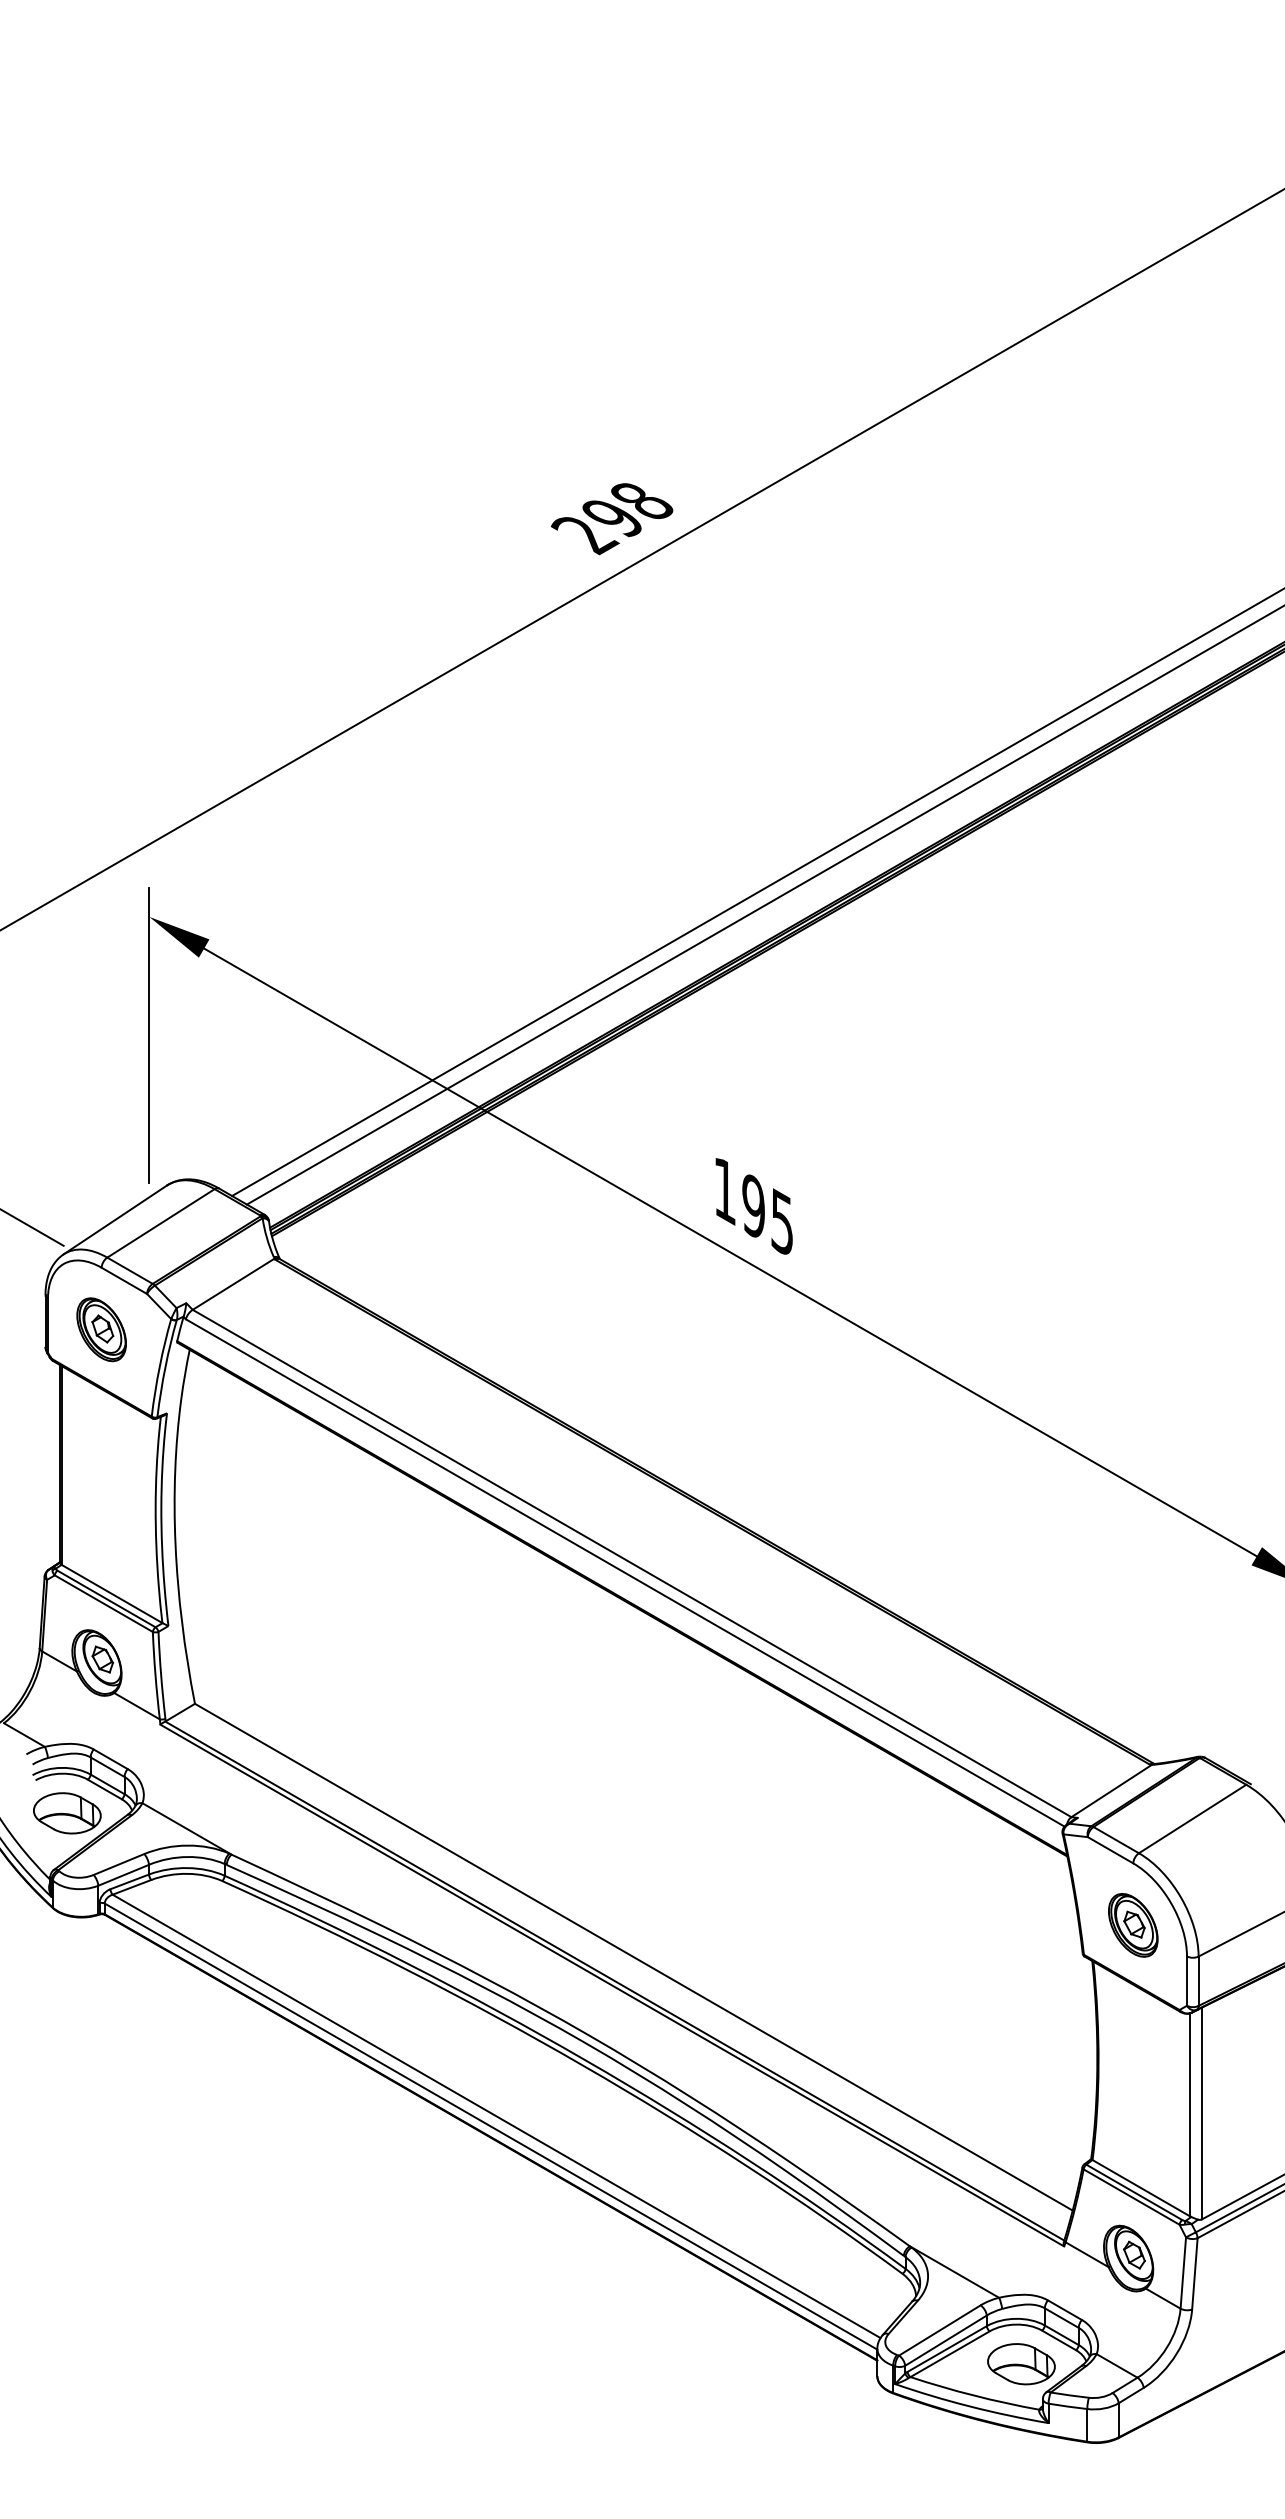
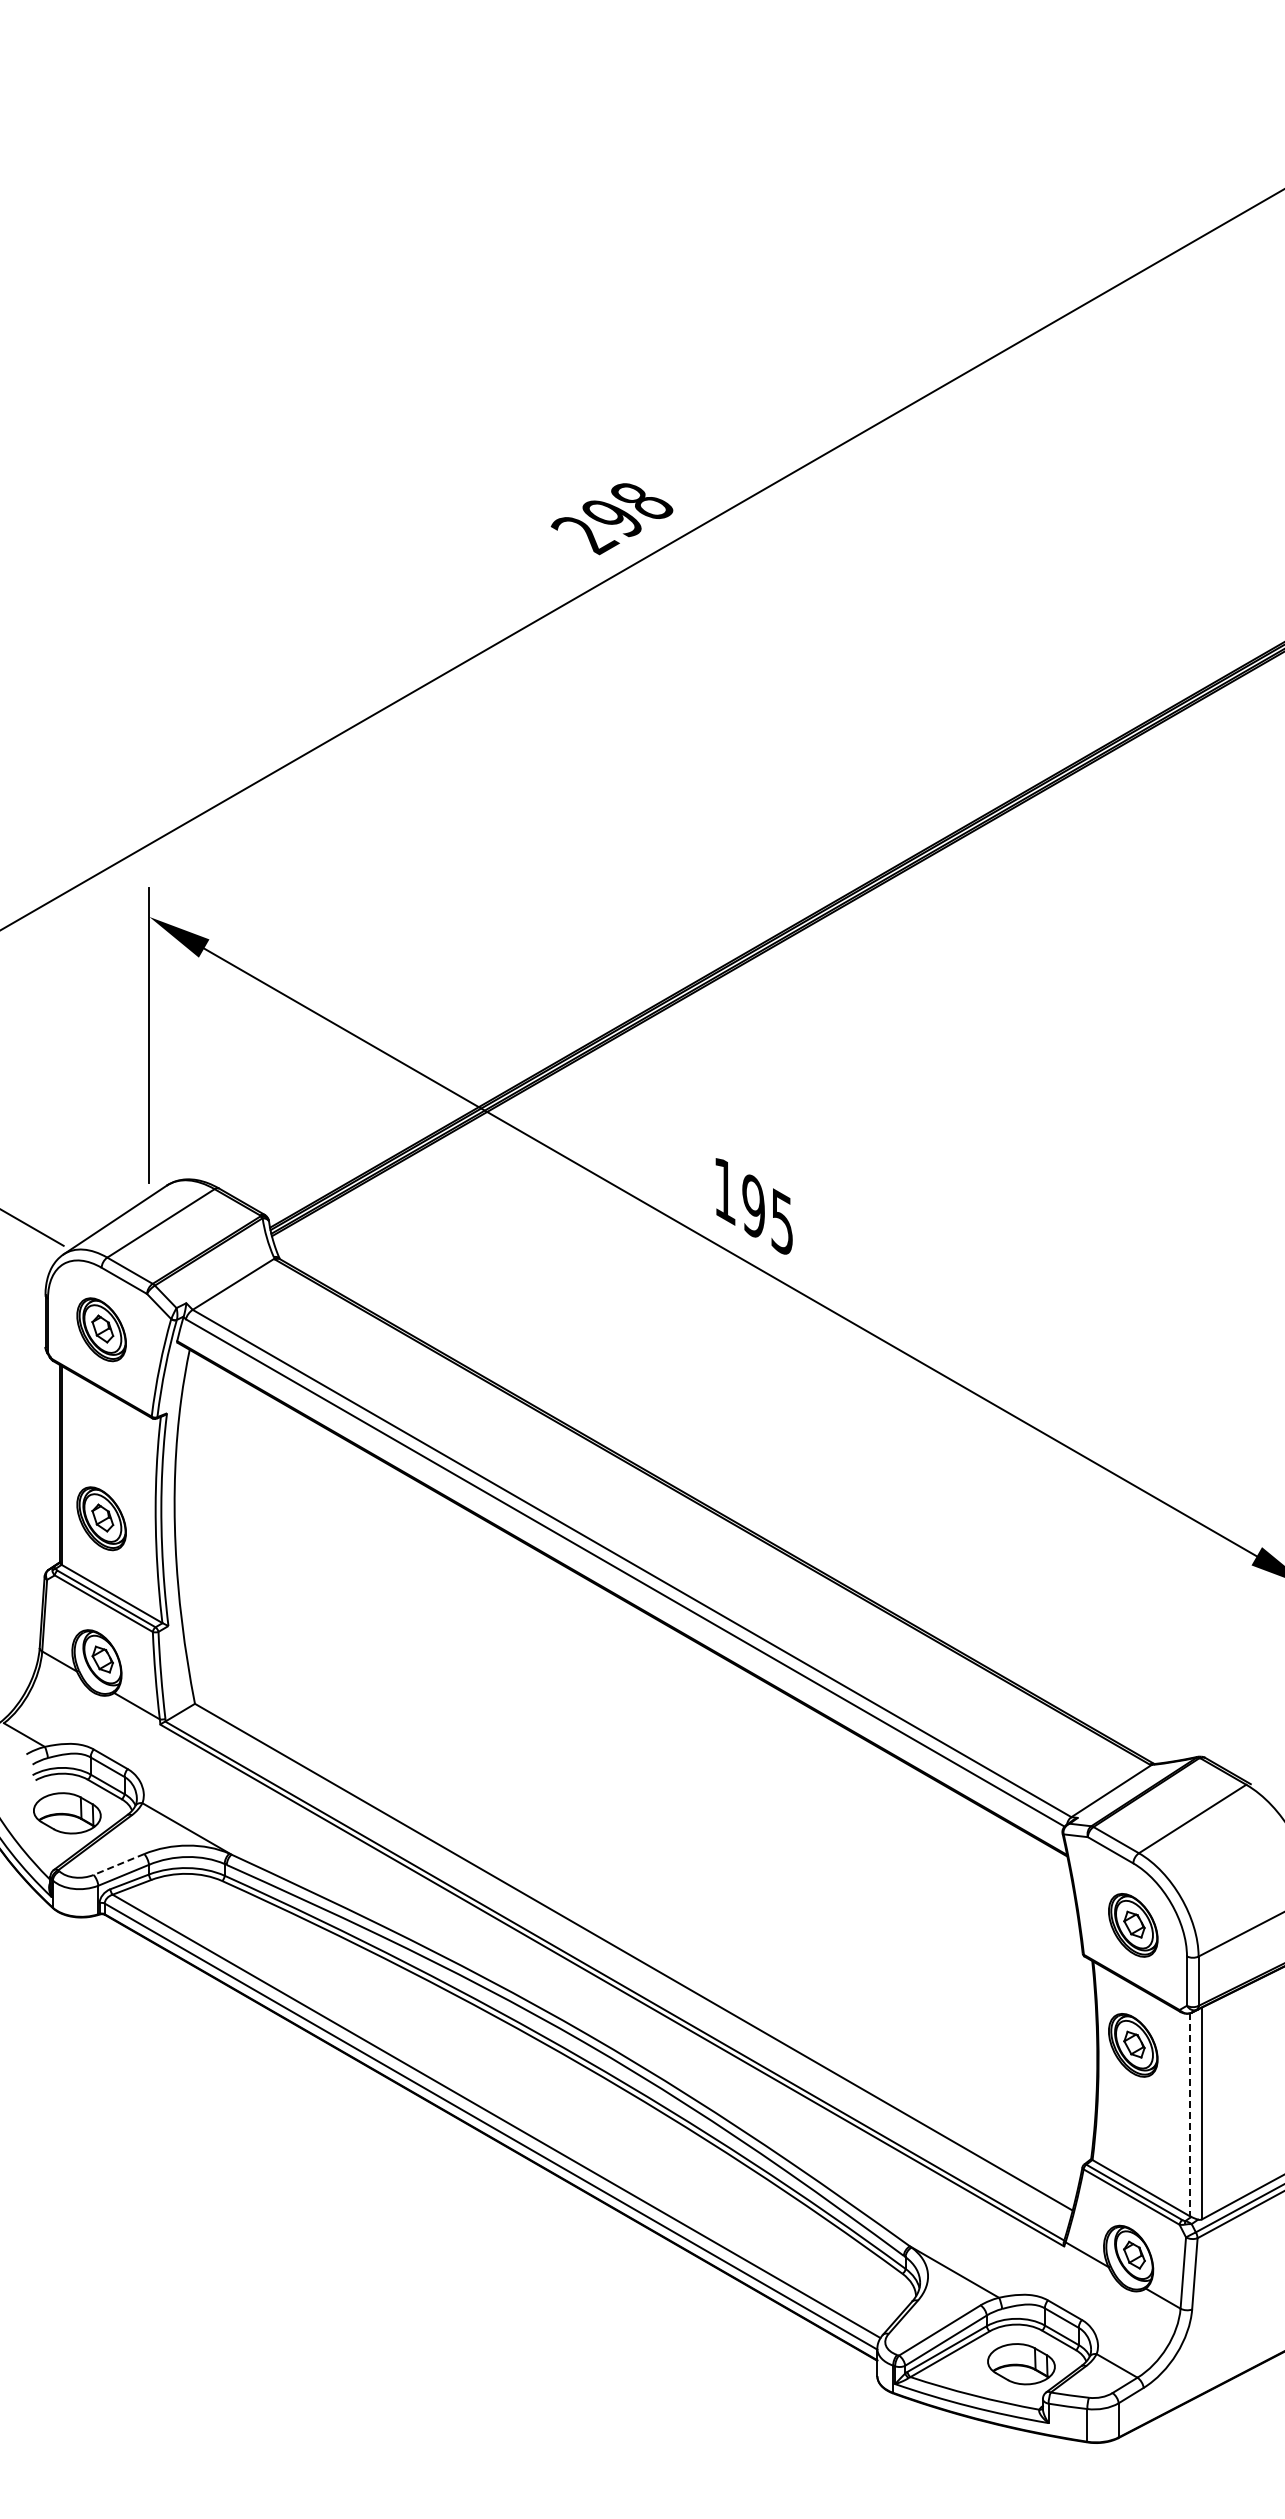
line: present -> none (756, 893)
line: present -> none (763, 905)
part: none -> present (101, 1518)
line: solid -> dashed (118, 1864)
part: none -> present (1133, 2045)
line: solid -> dashed (1190, 2114)
